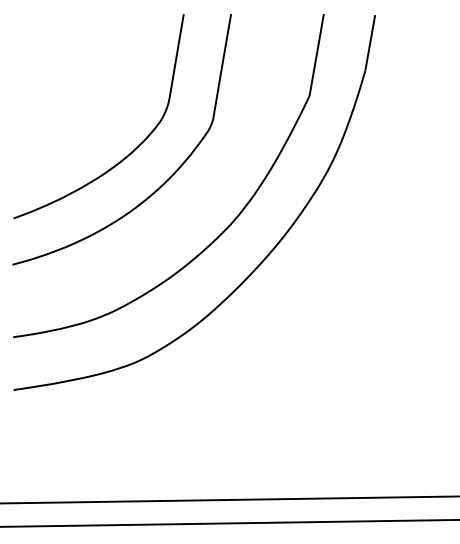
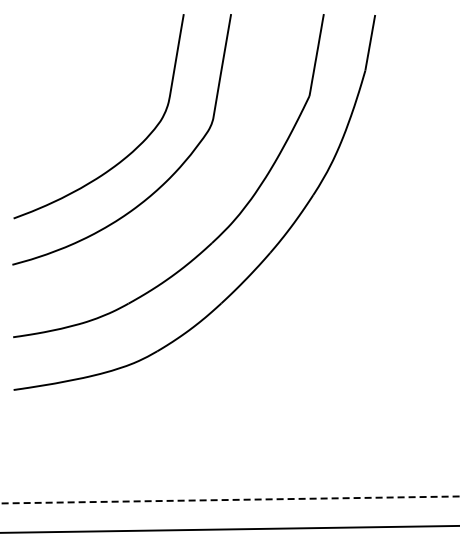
line: solid -> dashed (230, 499)
line position: (229, 522) -> (229, 528) (229, 528)
